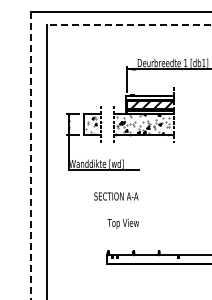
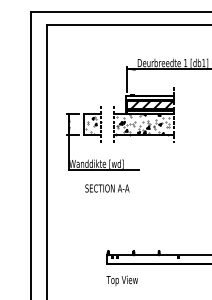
line: dashed -> solid (128, 24)
line: dashed -> solid (31, 155)
text position: (116, 196) -> (107, 188) (107, 188)
text position: (122, 223) -> (121, 280) (121, 280)
